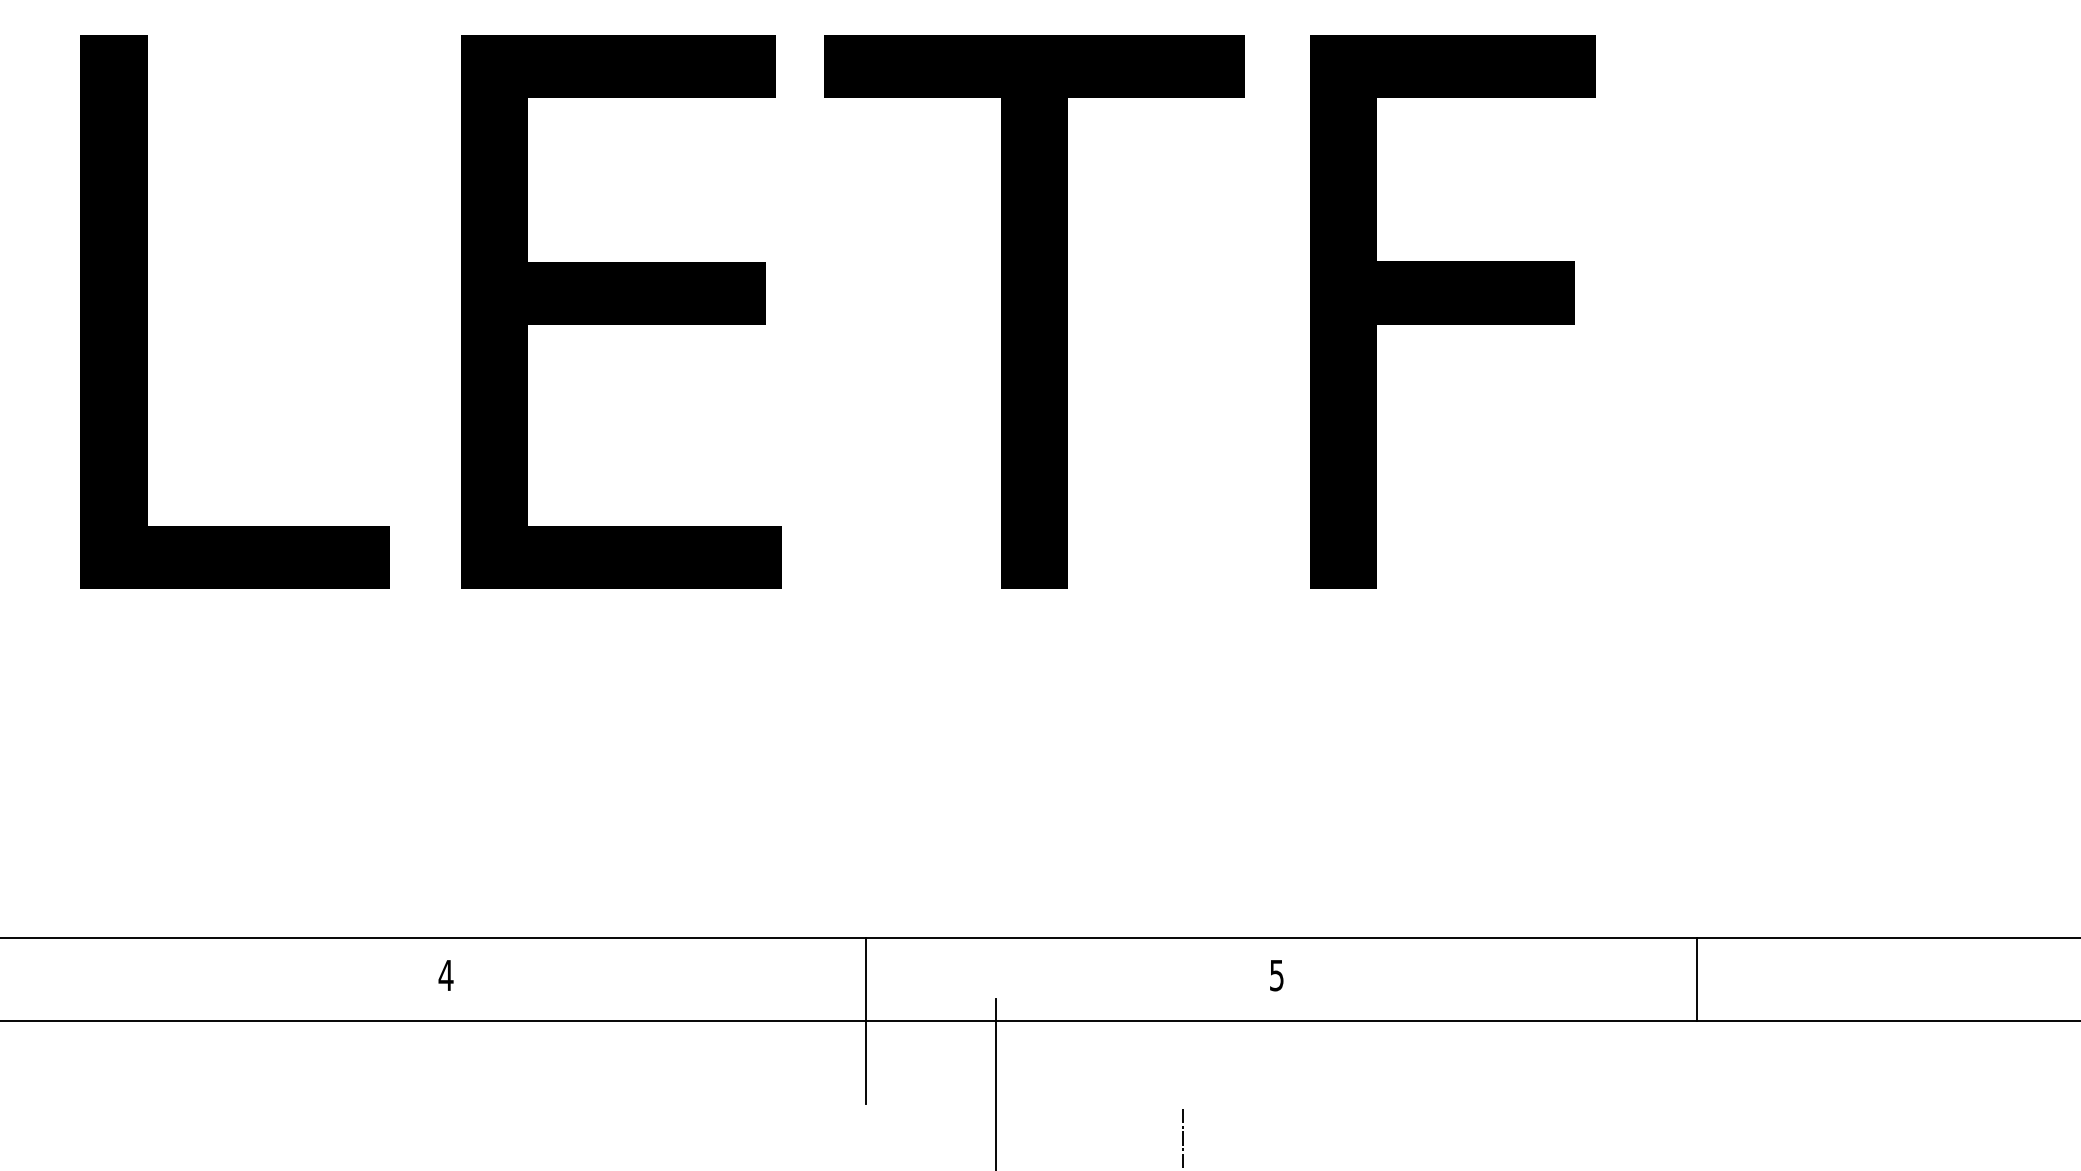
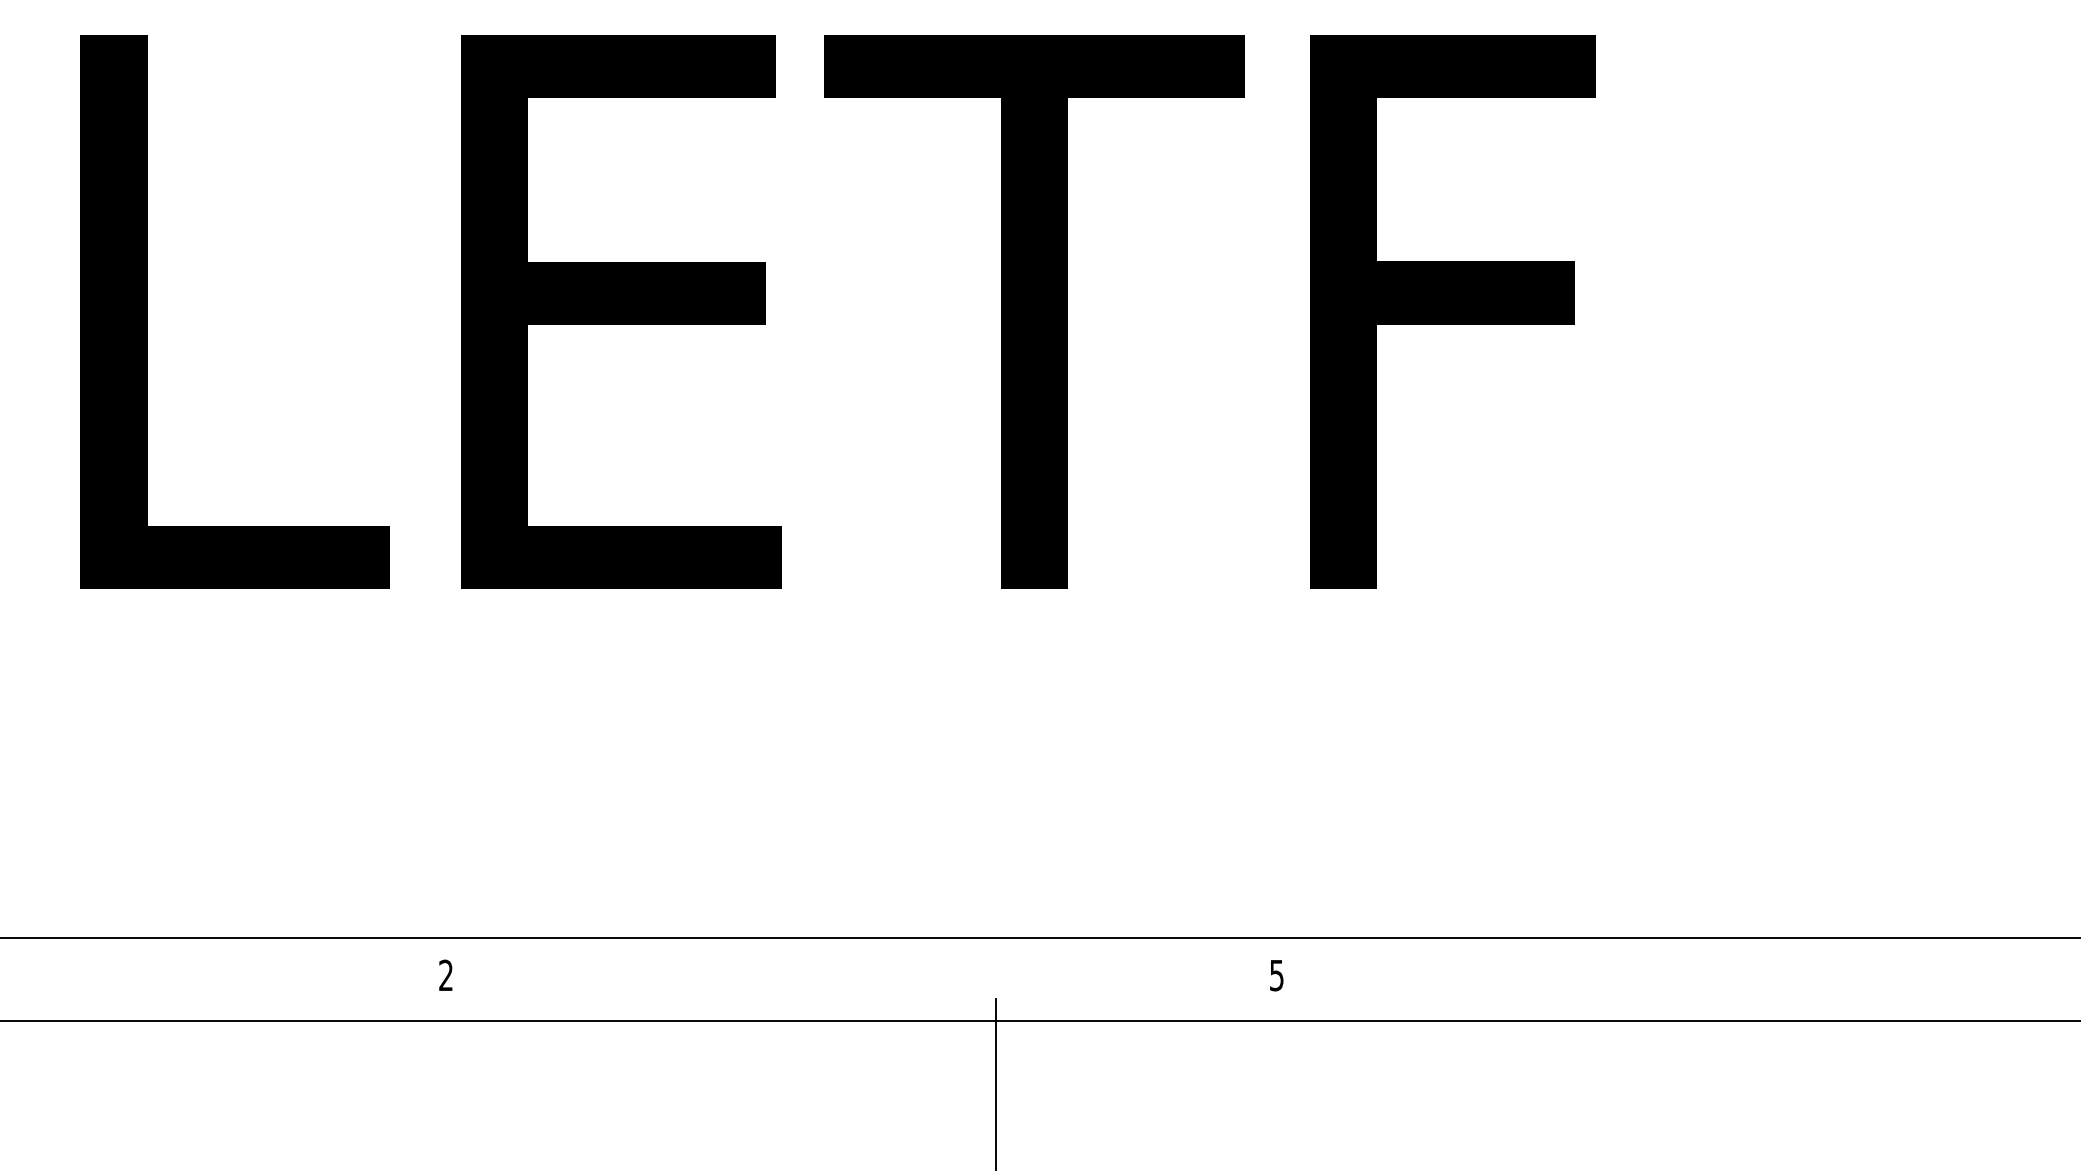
text: 4 -> 2 (445, 974)
line: present -> none (1697, 978)
line: present -> none (866, 1020)
line: present -> none (1182, 1138)
